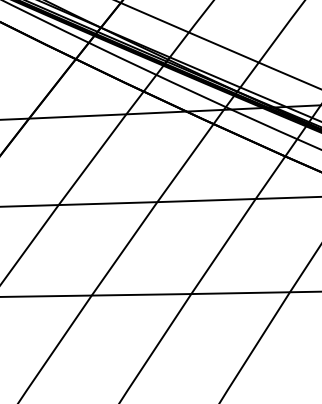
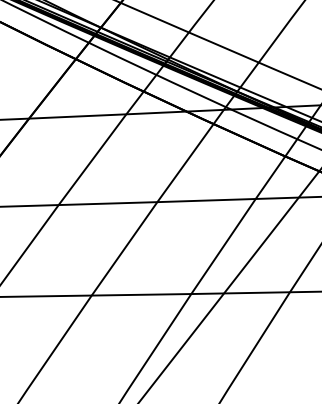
line: none -> present (229, 286)
